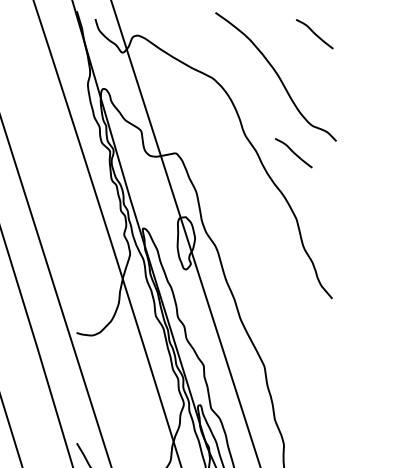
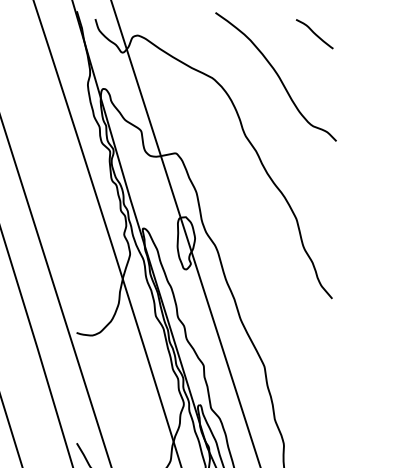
curve: present -> none (293, 153)
